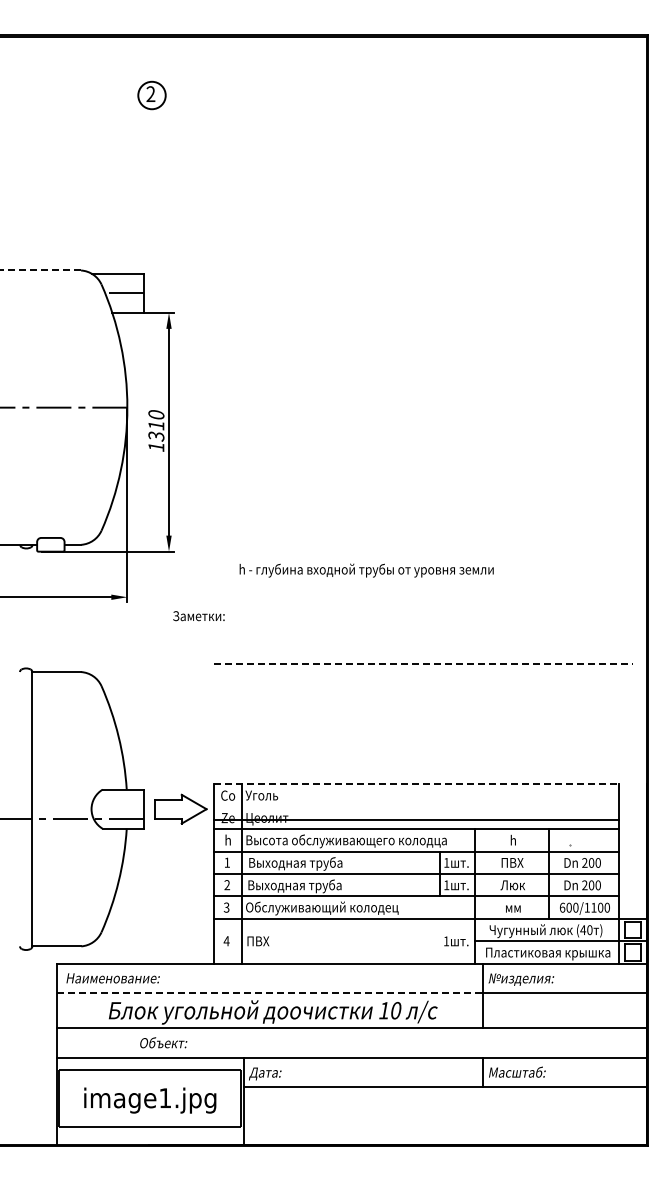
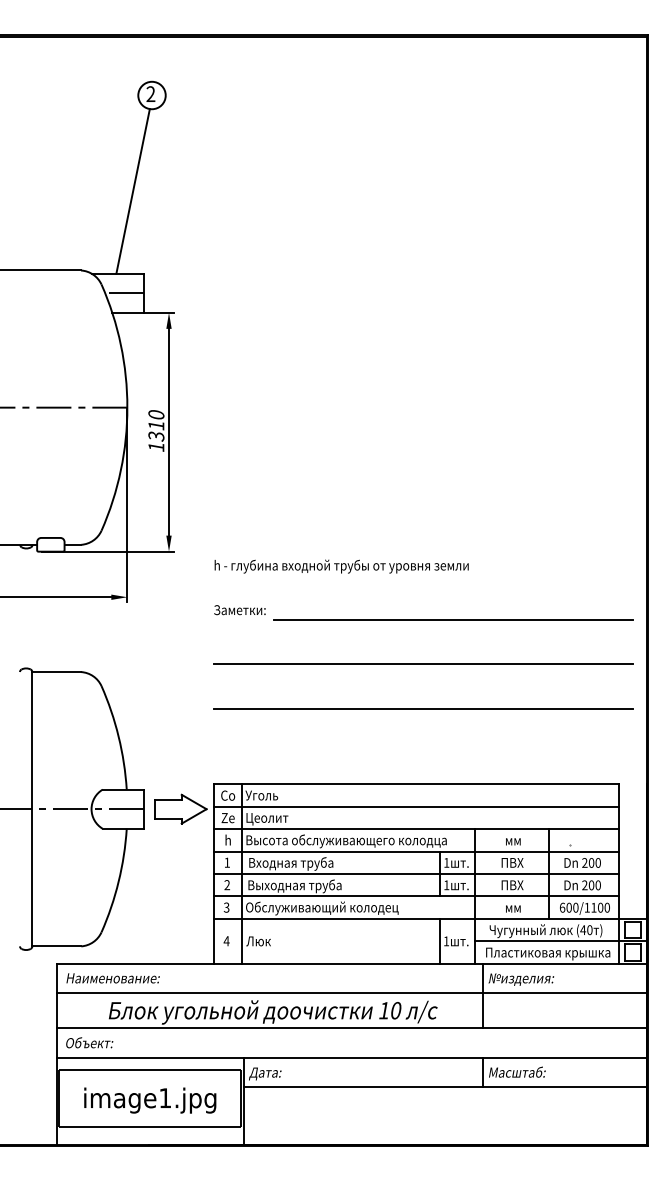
line: none -> present (132, 191)
line: dashed -> solid (40, 270)
text position: (366, 570) -> (341, 566) (341, 566)
text position: (198, 616) -> (239, 610) (239, 610)
line: none -> present (453, 619)
line: dashed -> solid (423, 664)
line: none -> present (423, 708)
line: dashed -> solid (417, 784)
line position: (73, 819) -> (73, 809) (73, 809)
line position: (416, 819) -> (416, 806) (416, 806)
text: h -> мм (513, 839)
text: Выходная труба -> Входная труба (299, 863)
text: Люк -> ПВХ (512, 885)
line: none -> present (439, 940)
text: ПВХ -> Люк (258, 941)
line: dashed -> solid (269, 993)
text position: (163, 1042) -> (89, 1042) (89, 1042)
